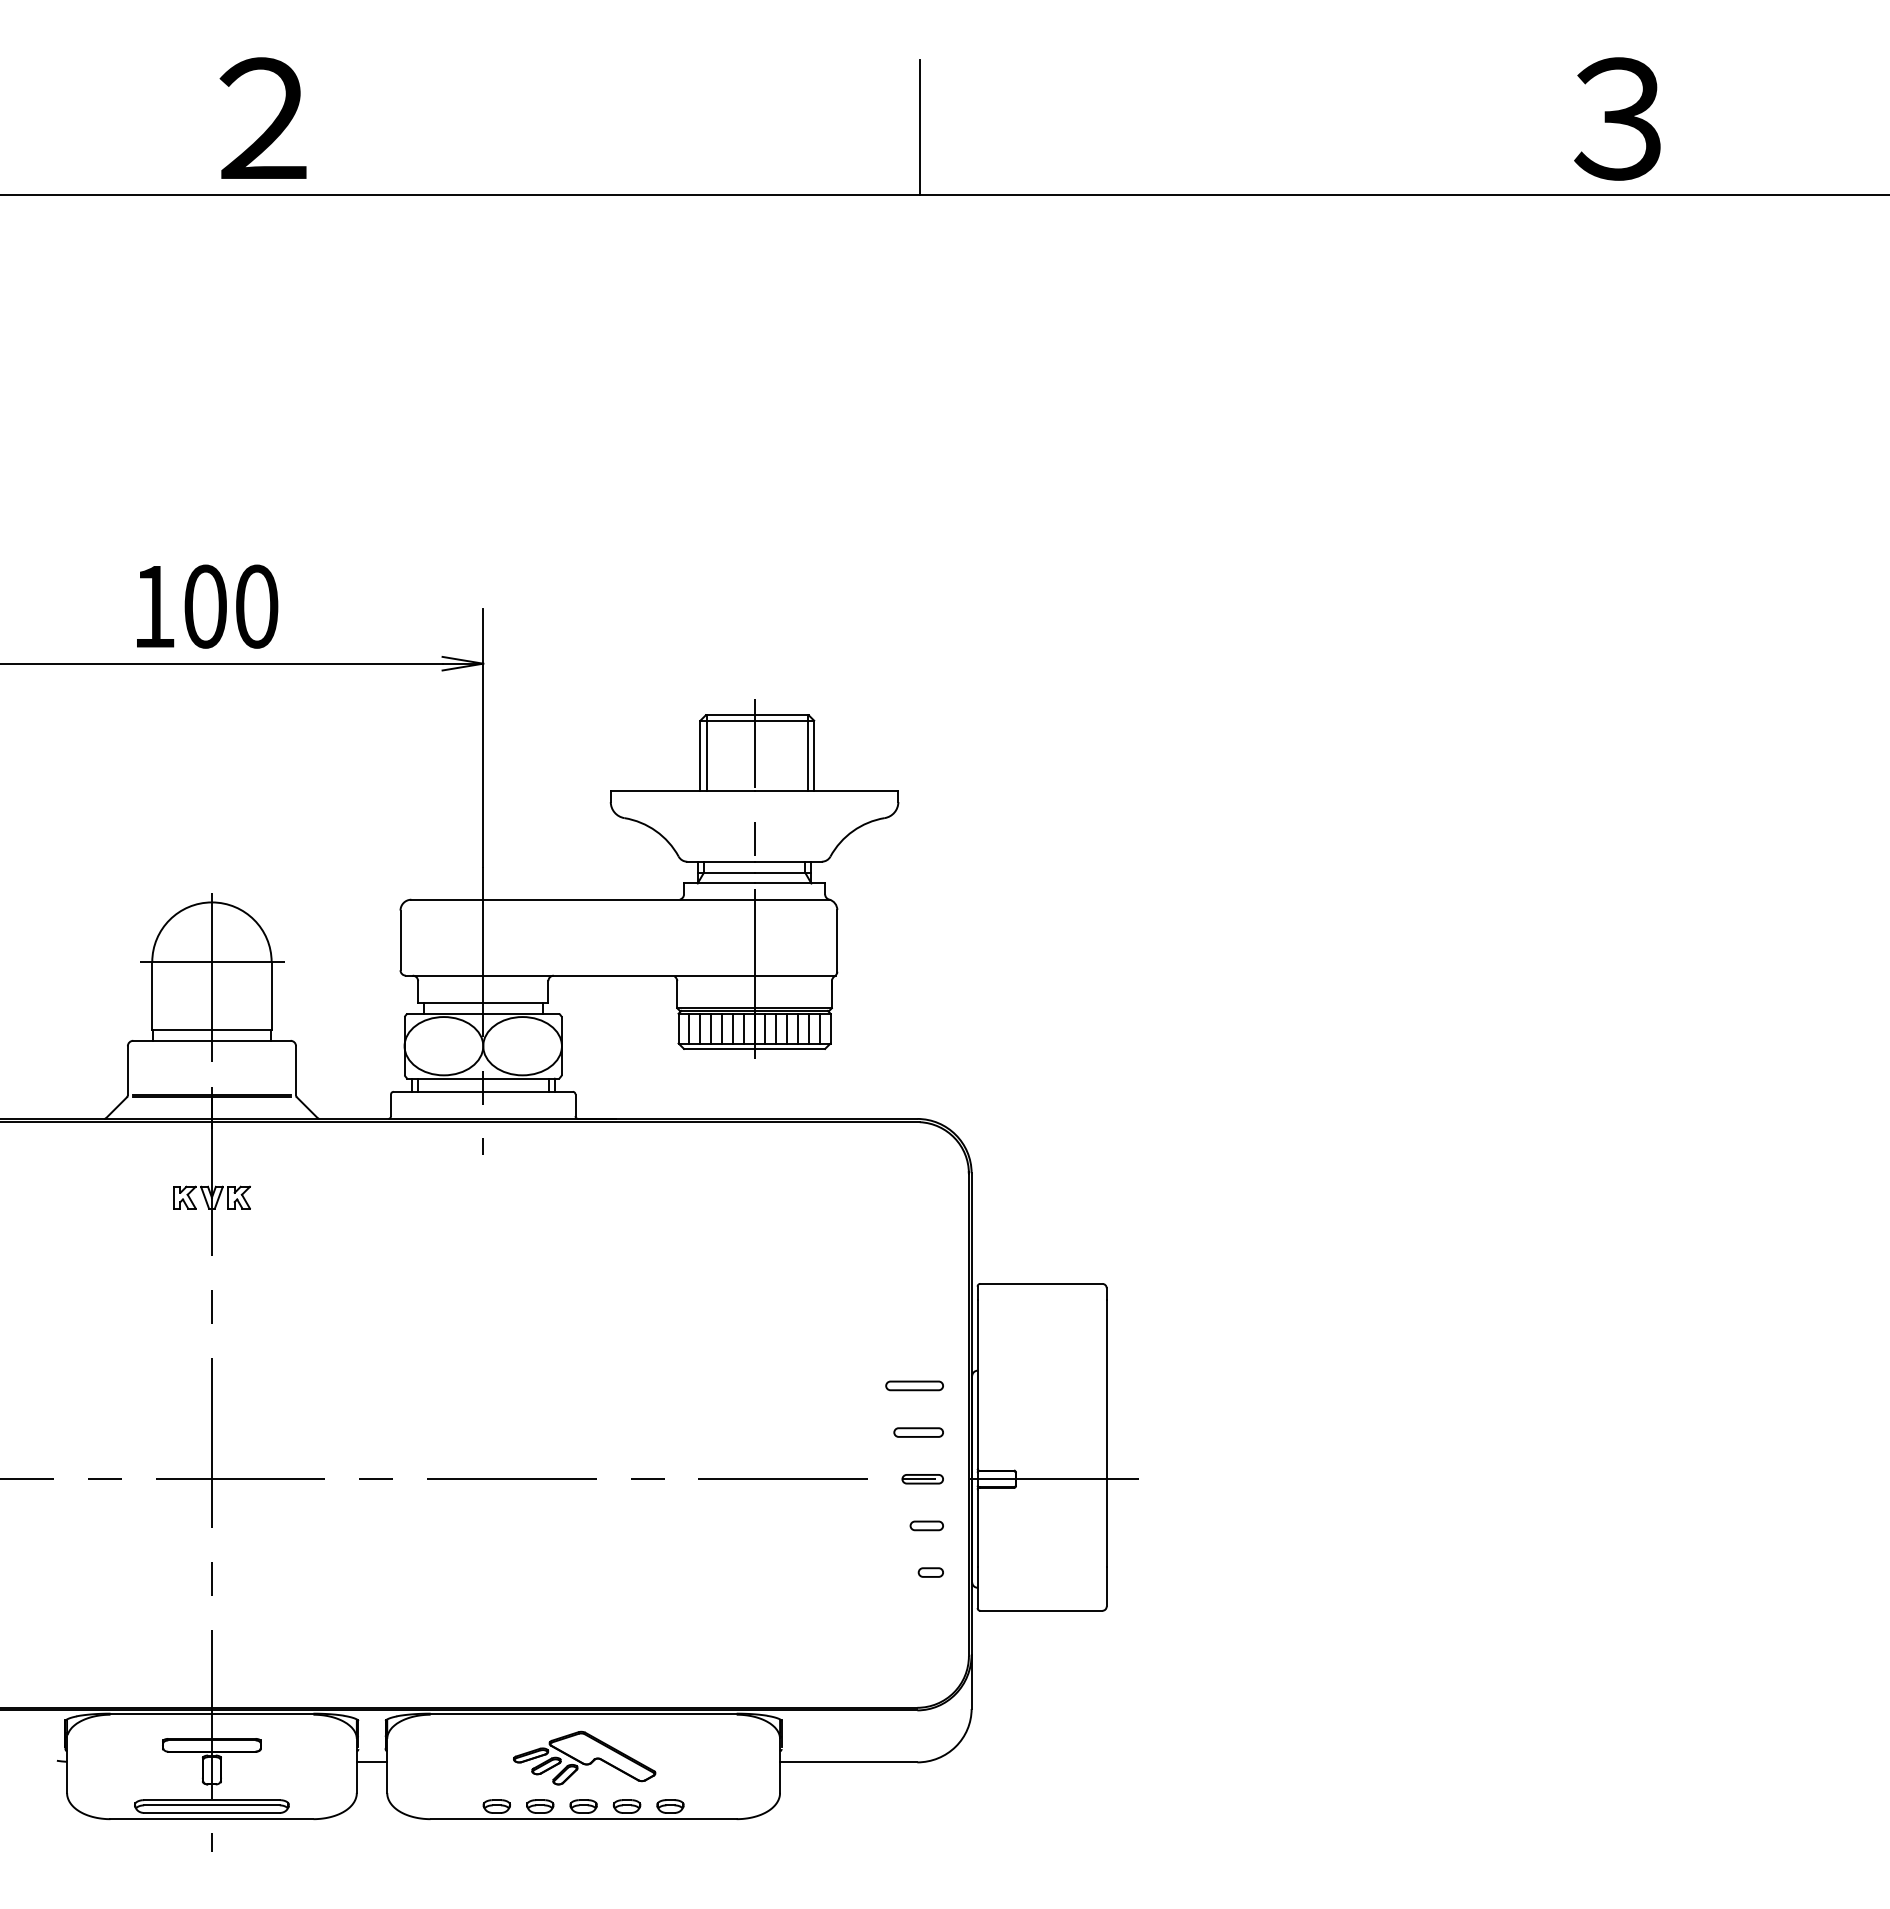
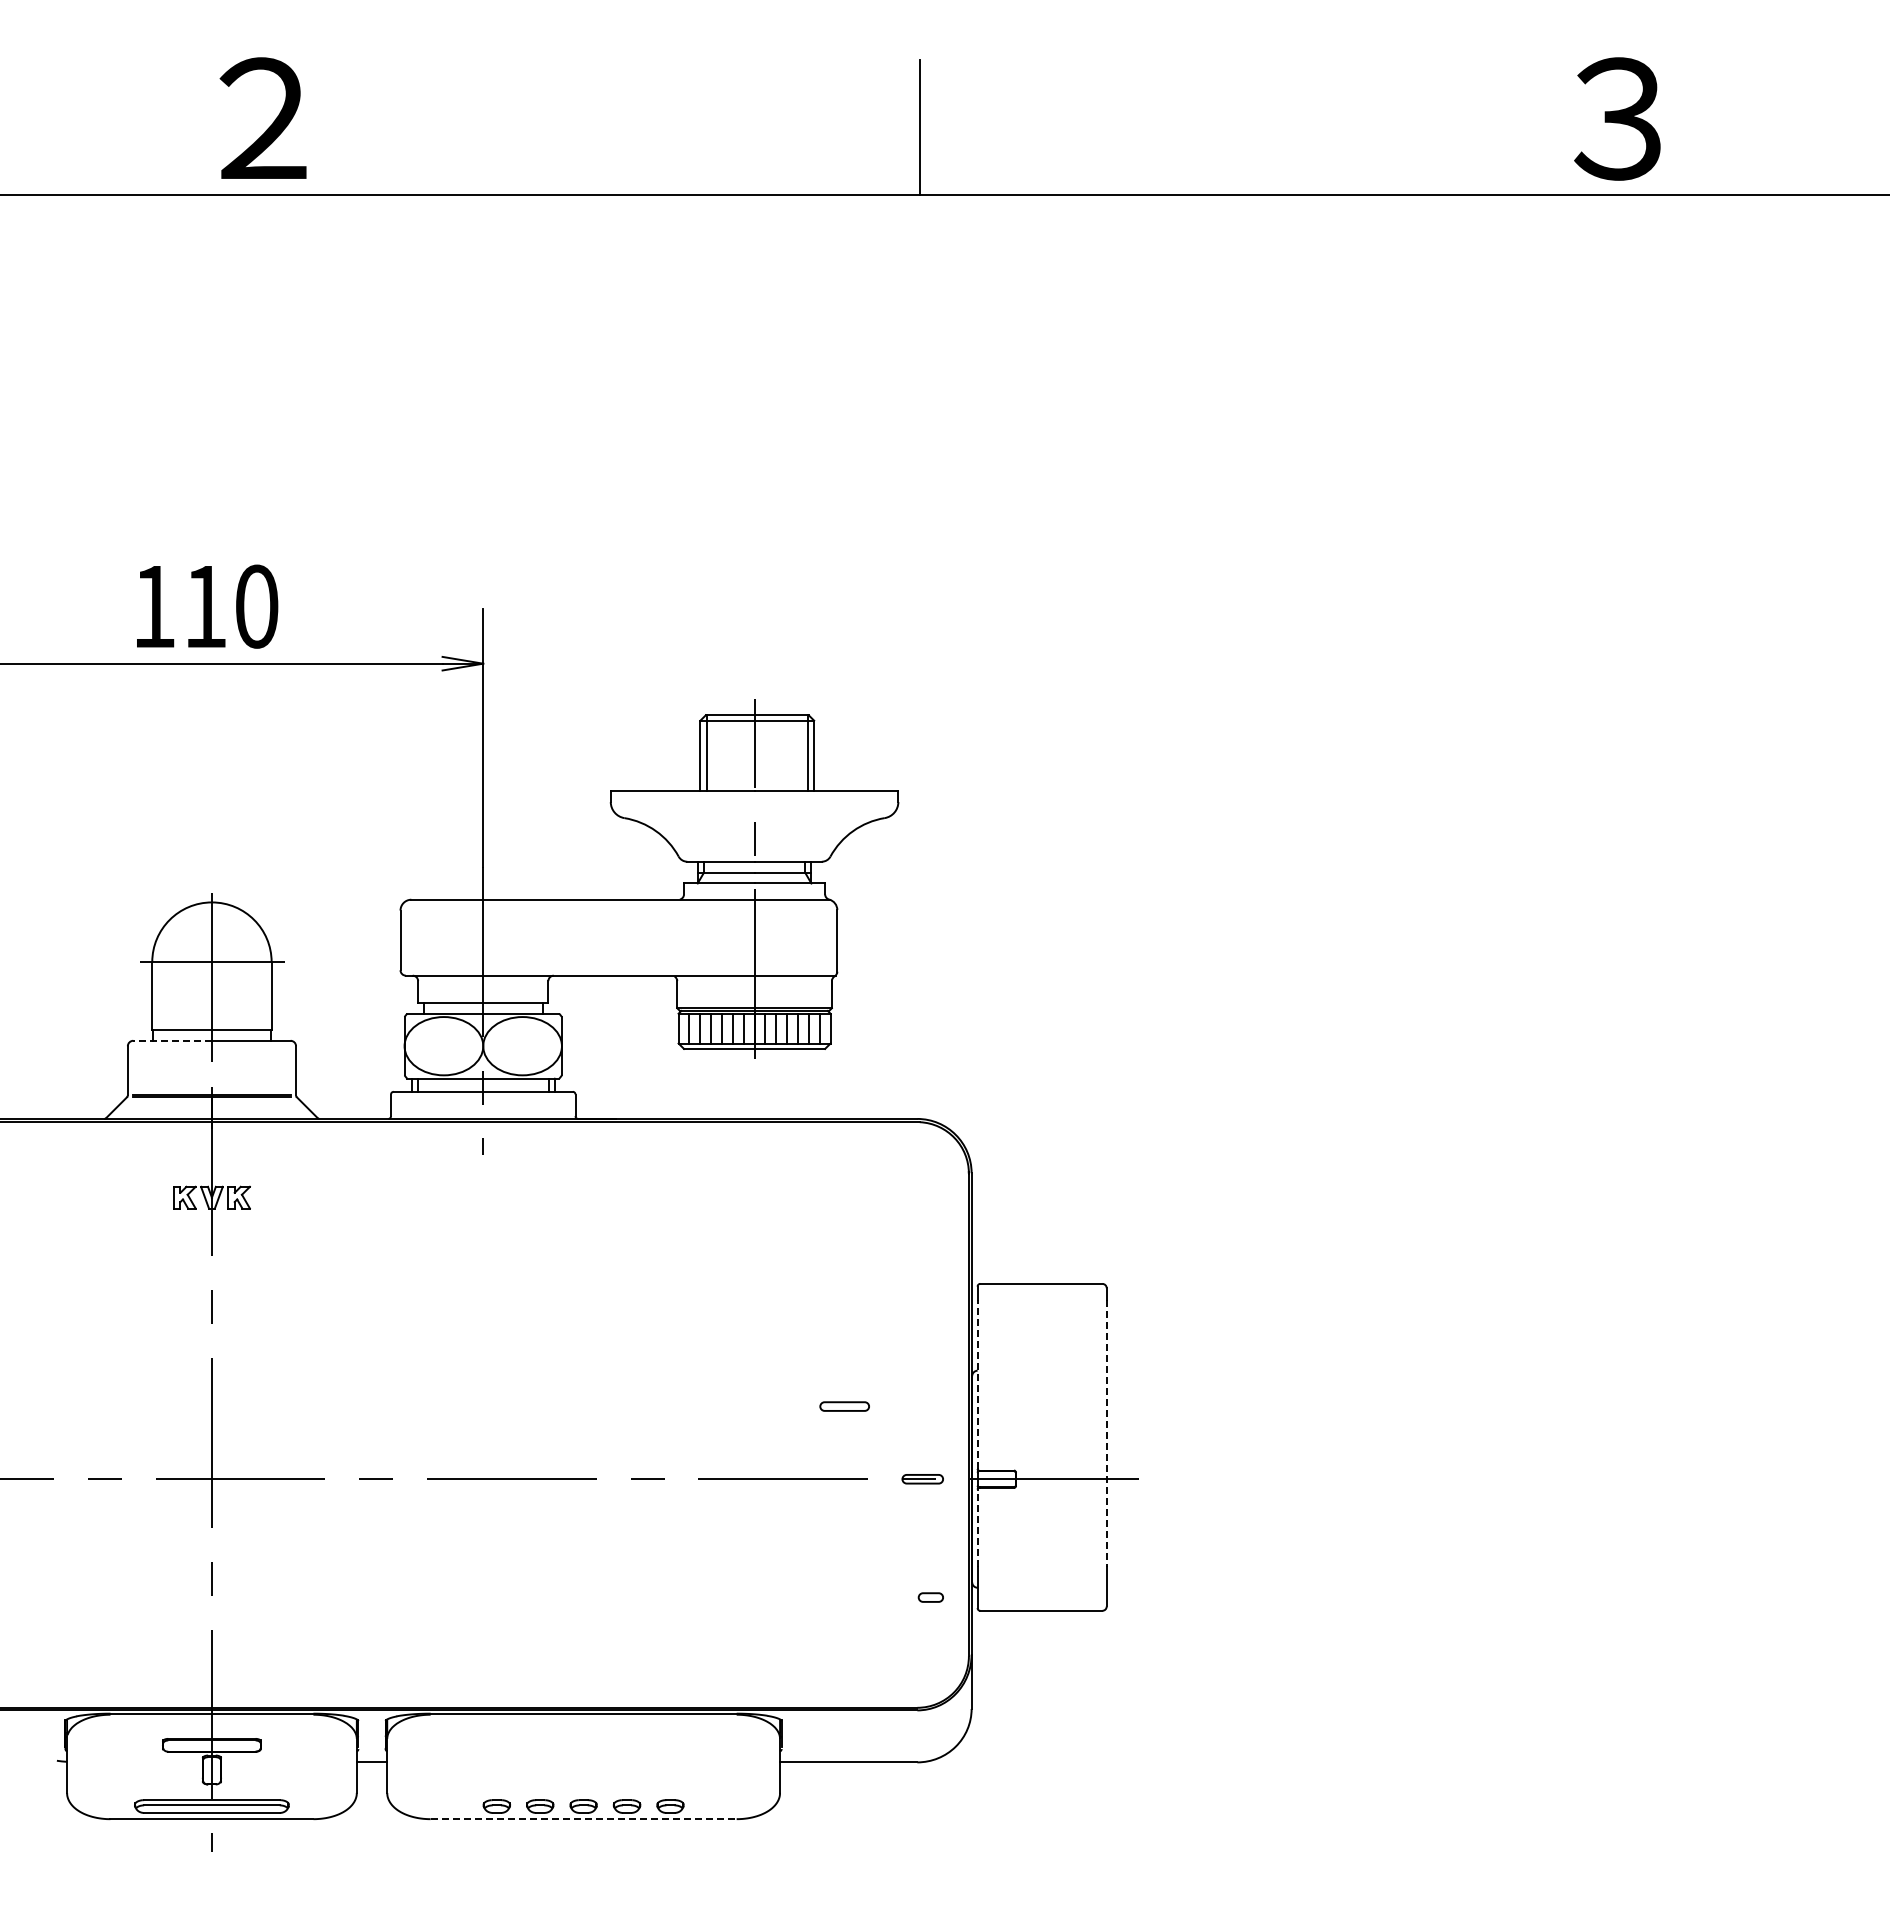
text: 100 -> 110 (205, 606)
line: solid -> dashed (172, 1040)
line: solid -> dashed (977, 1384)
part: present -> none (914, 1385)
part position: (918, 1432) -> (844, 1406) (844, 1406)
line: solid -> dashed (1106, 1433)
part: present -> none (926, 1525)
line: solid -> dashed (977, 1528)
part position: (930, 1572) -> (930, 1597) (930, 1597)
part: present -> none (584, 1757)
line: solid -> dashed (584, 1819)
